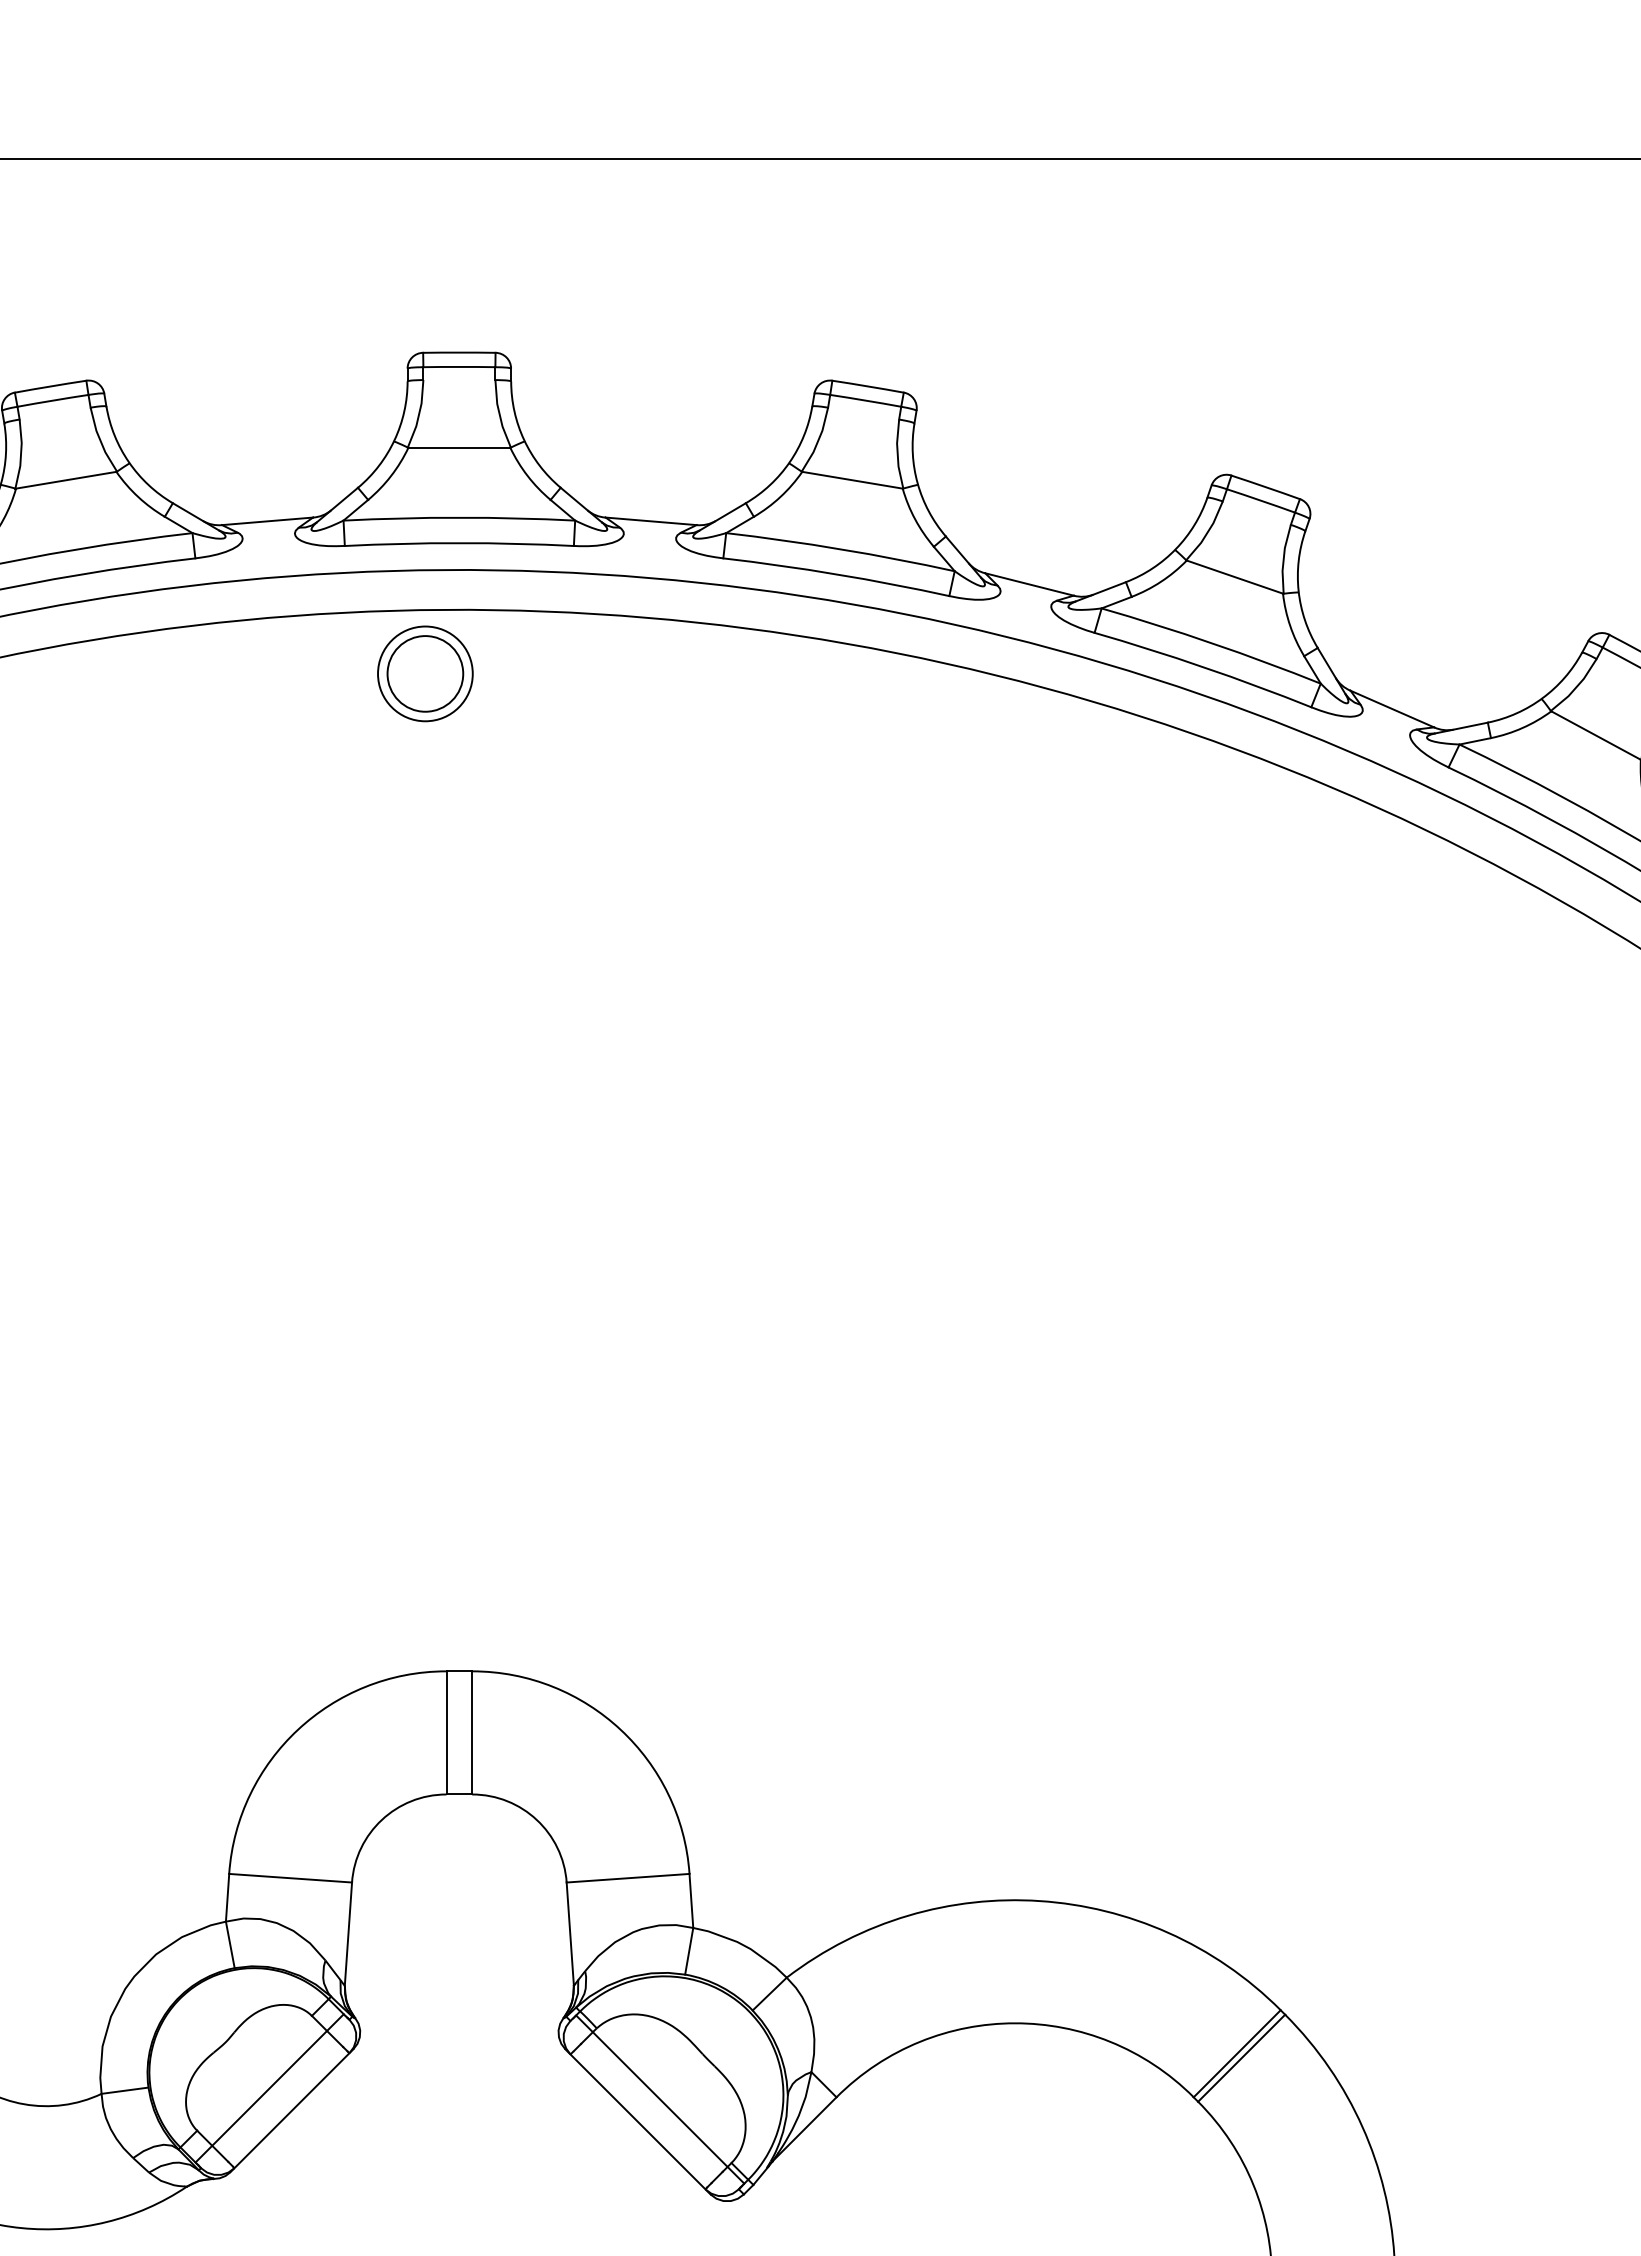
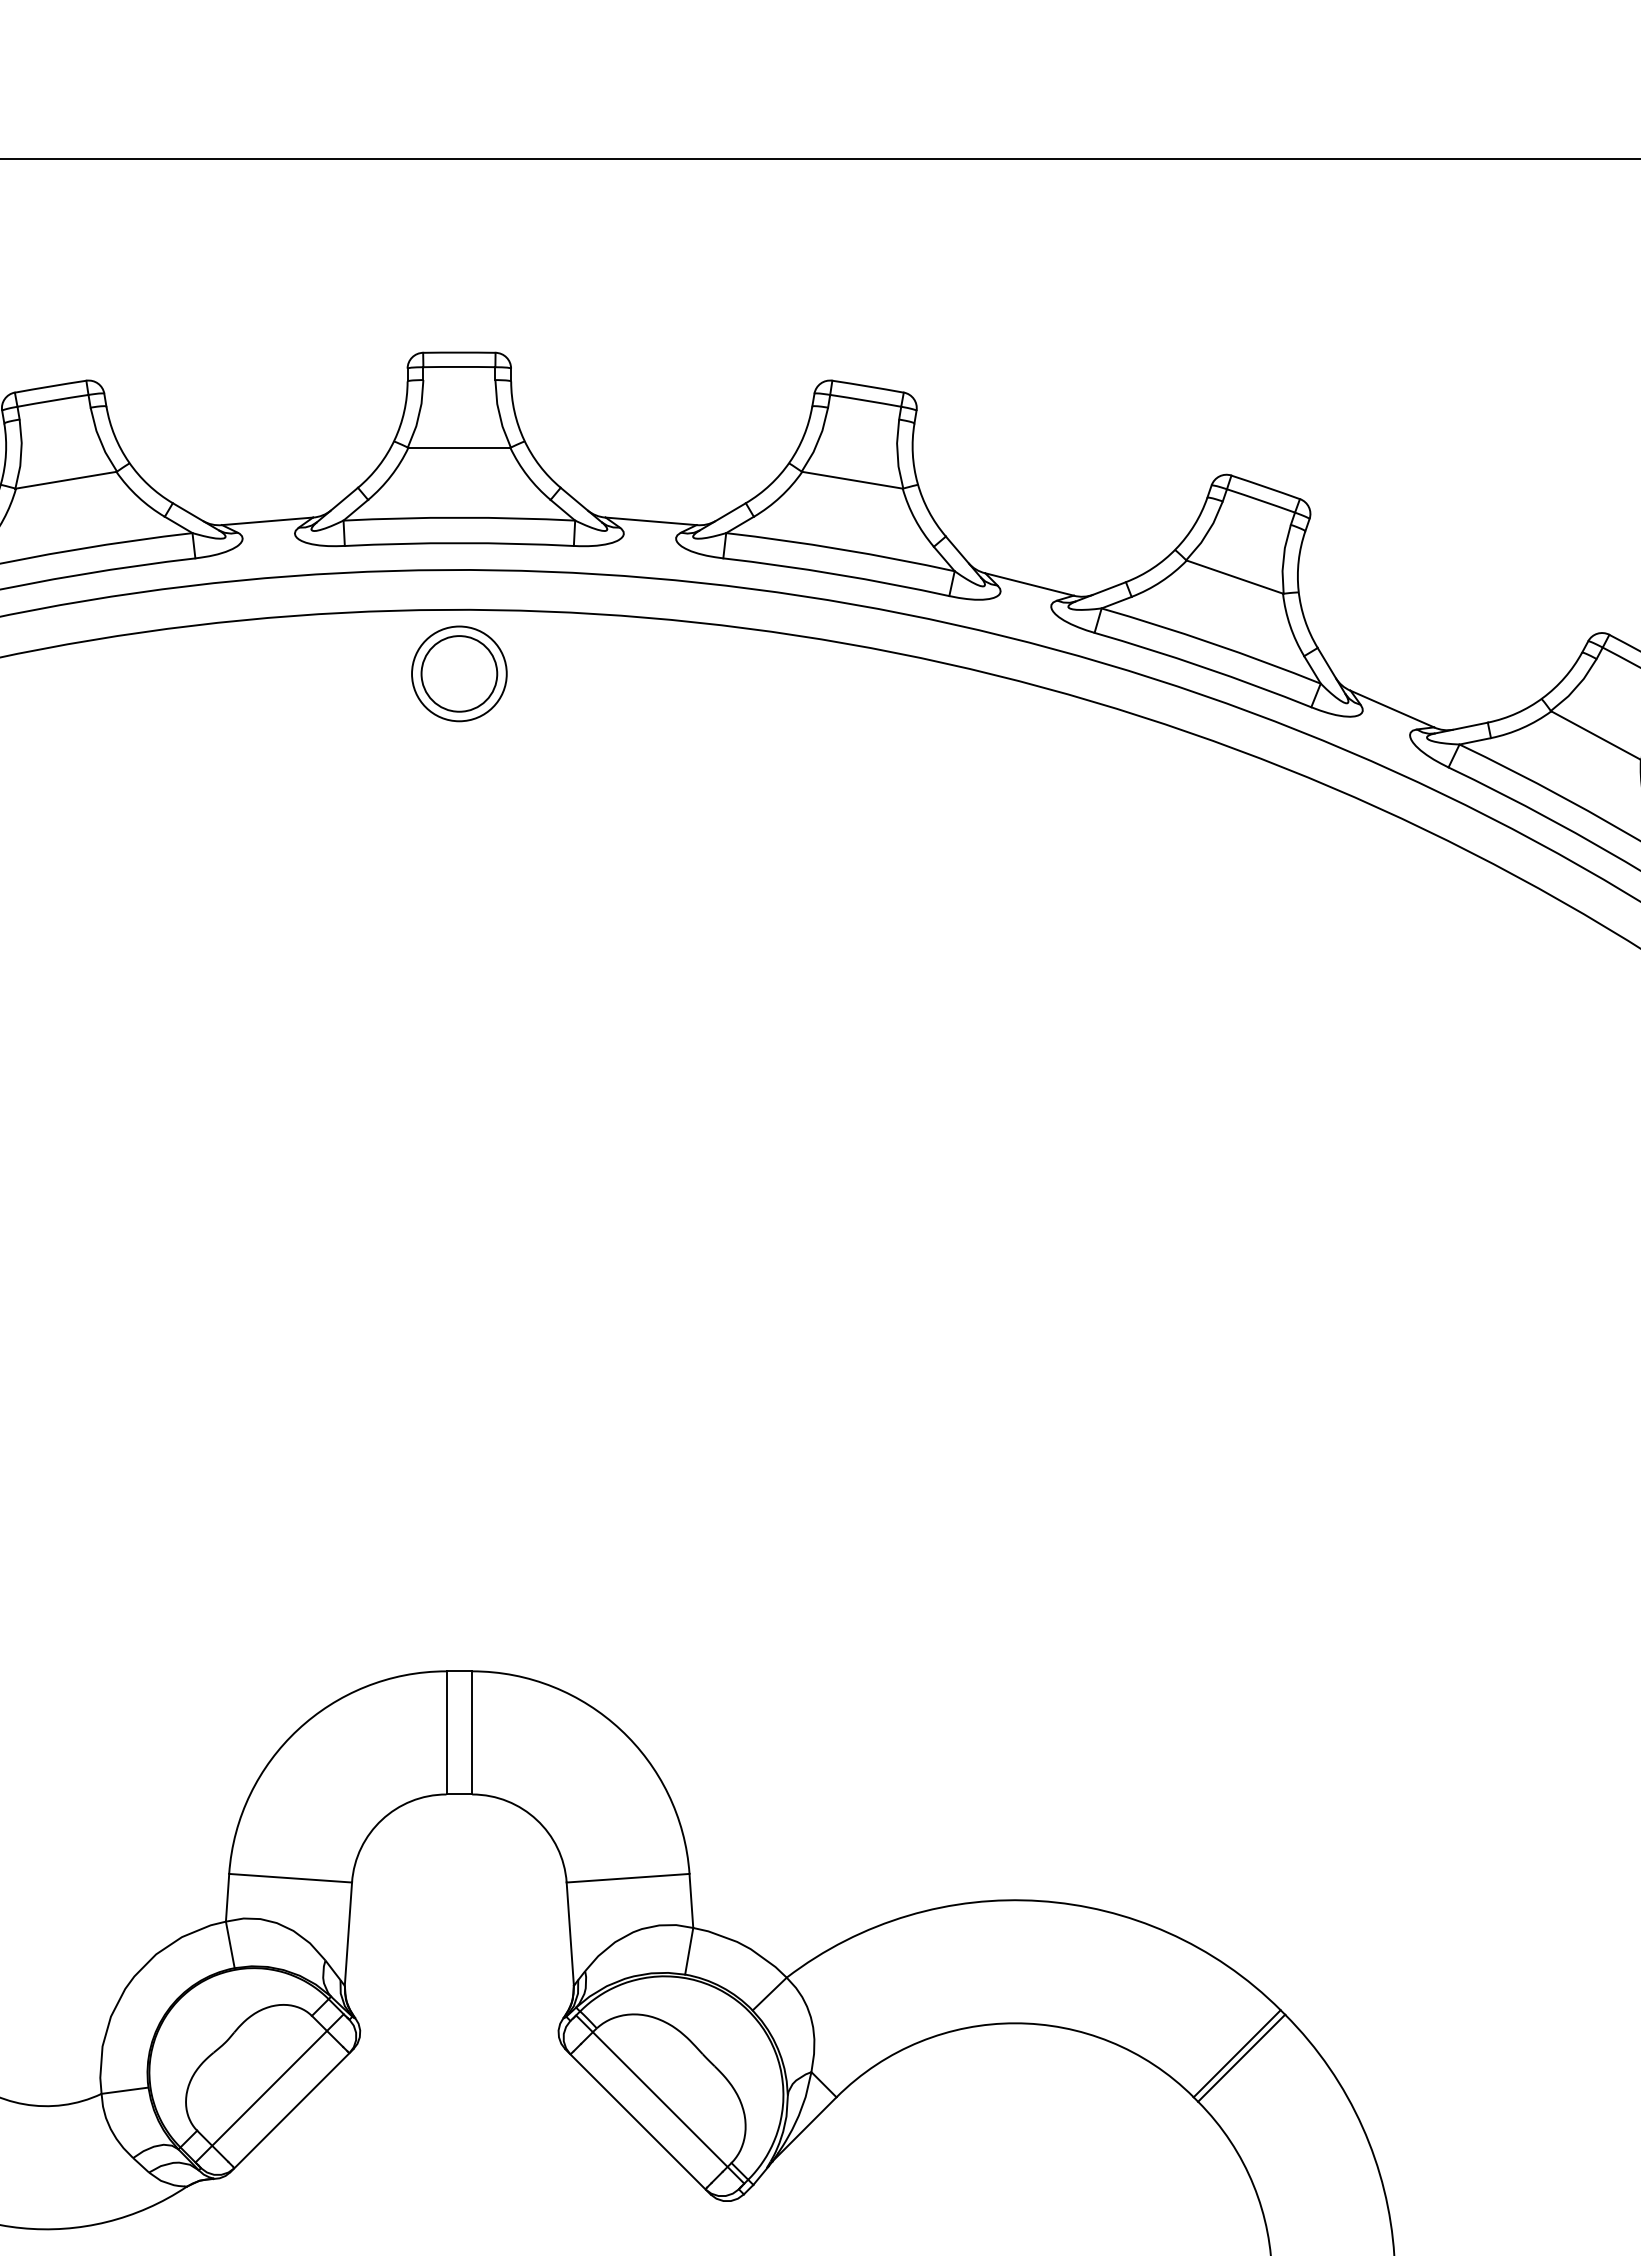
part position: (425, 673) -> (459, 673) (459, 673)
